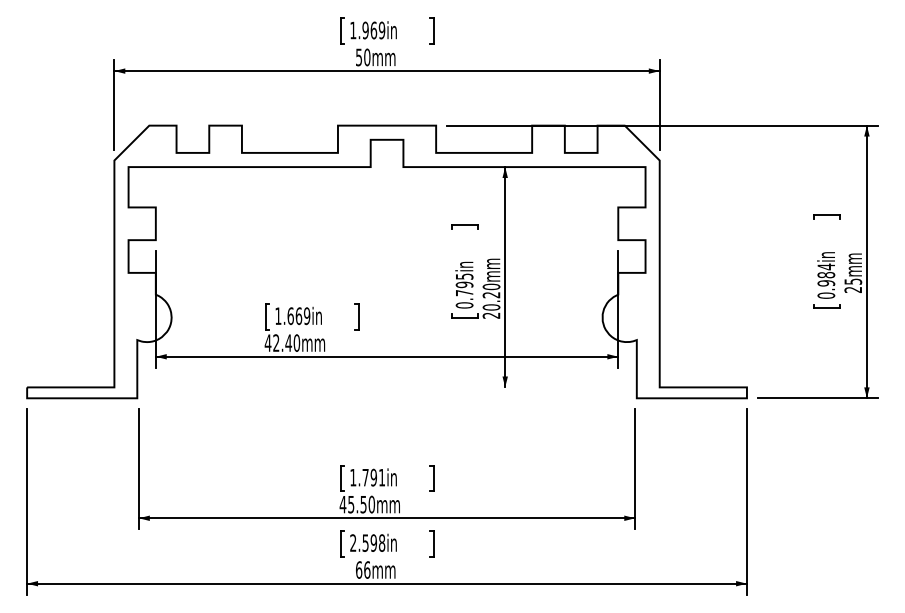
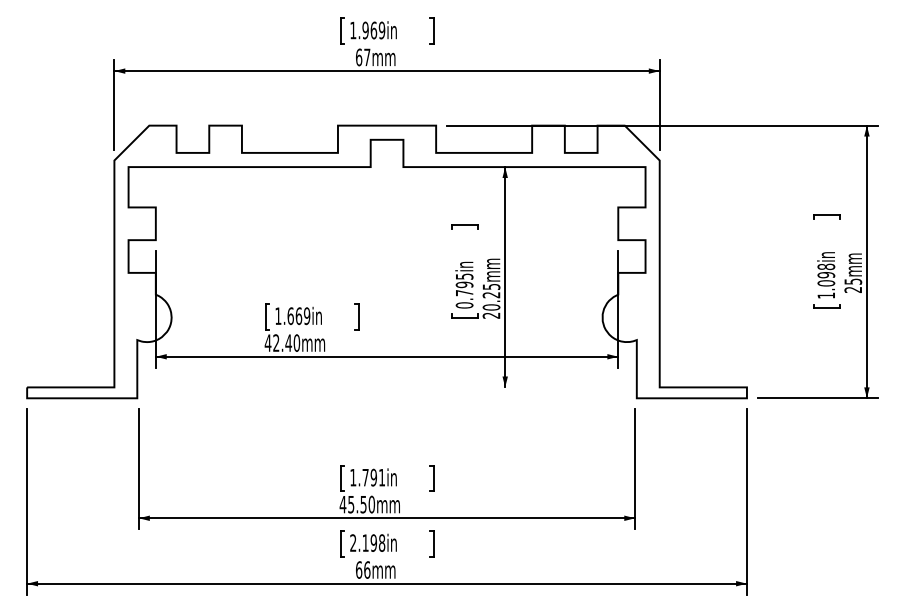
text: 50mm -> 67mm (363, 57)
text: 0.984in -> 1.098in (826, 280)
text: 20.20mm -> 20.25mm (491, 286)
text: 2.598in -> 2.198in (365, 542)
